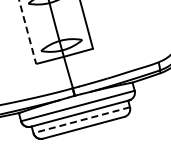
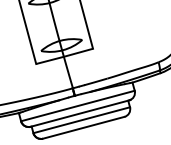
line: dashed -> solid (27, 32)
line: dashed -> solid (81, 120)
